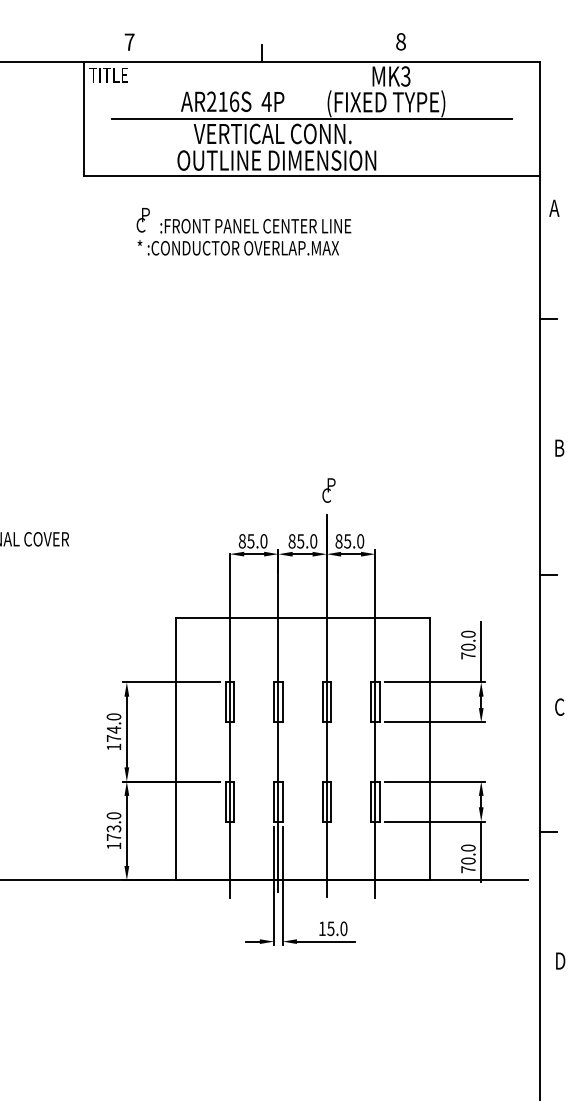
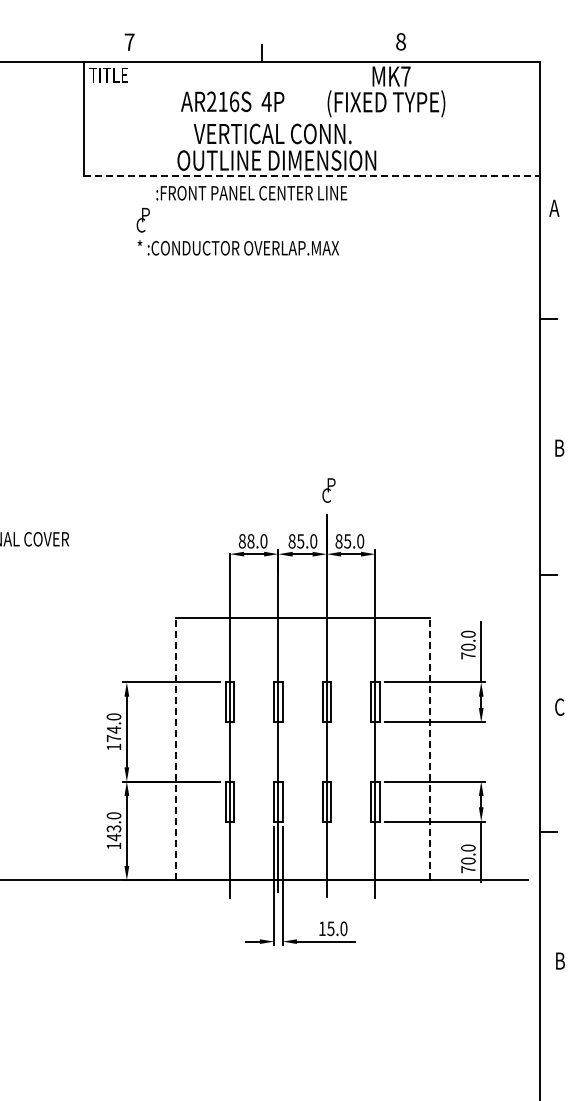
text: 3 -> 7 (405, 76)
line: present -> none (311, 119)
line: solid -> dashed (312, 176)
text position: (255, 226) -> (251, 193) (251, 193)
text: 85.0 -> 88.0 (250, 541)
line: solid -> dashed (175, 748)
line: solid -> dashed (429, 748)
text: 173.0 -> 143.0 (114, 837)
text: D -> B (561, 960)
